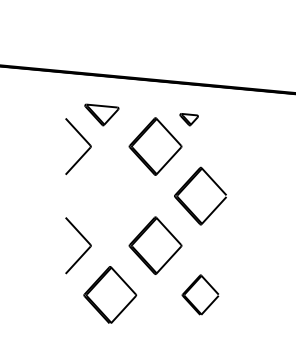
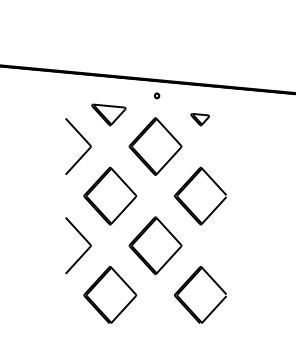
part: none -> present (157, 95)
part position: (101, 114) -> (108, 114) (108, 114)
part position: (188, 119) -> (199, 119) (199, 119)
part: none -> present (110, 195)
part size: 39x42 px -> 53x58 px (200, 294)
